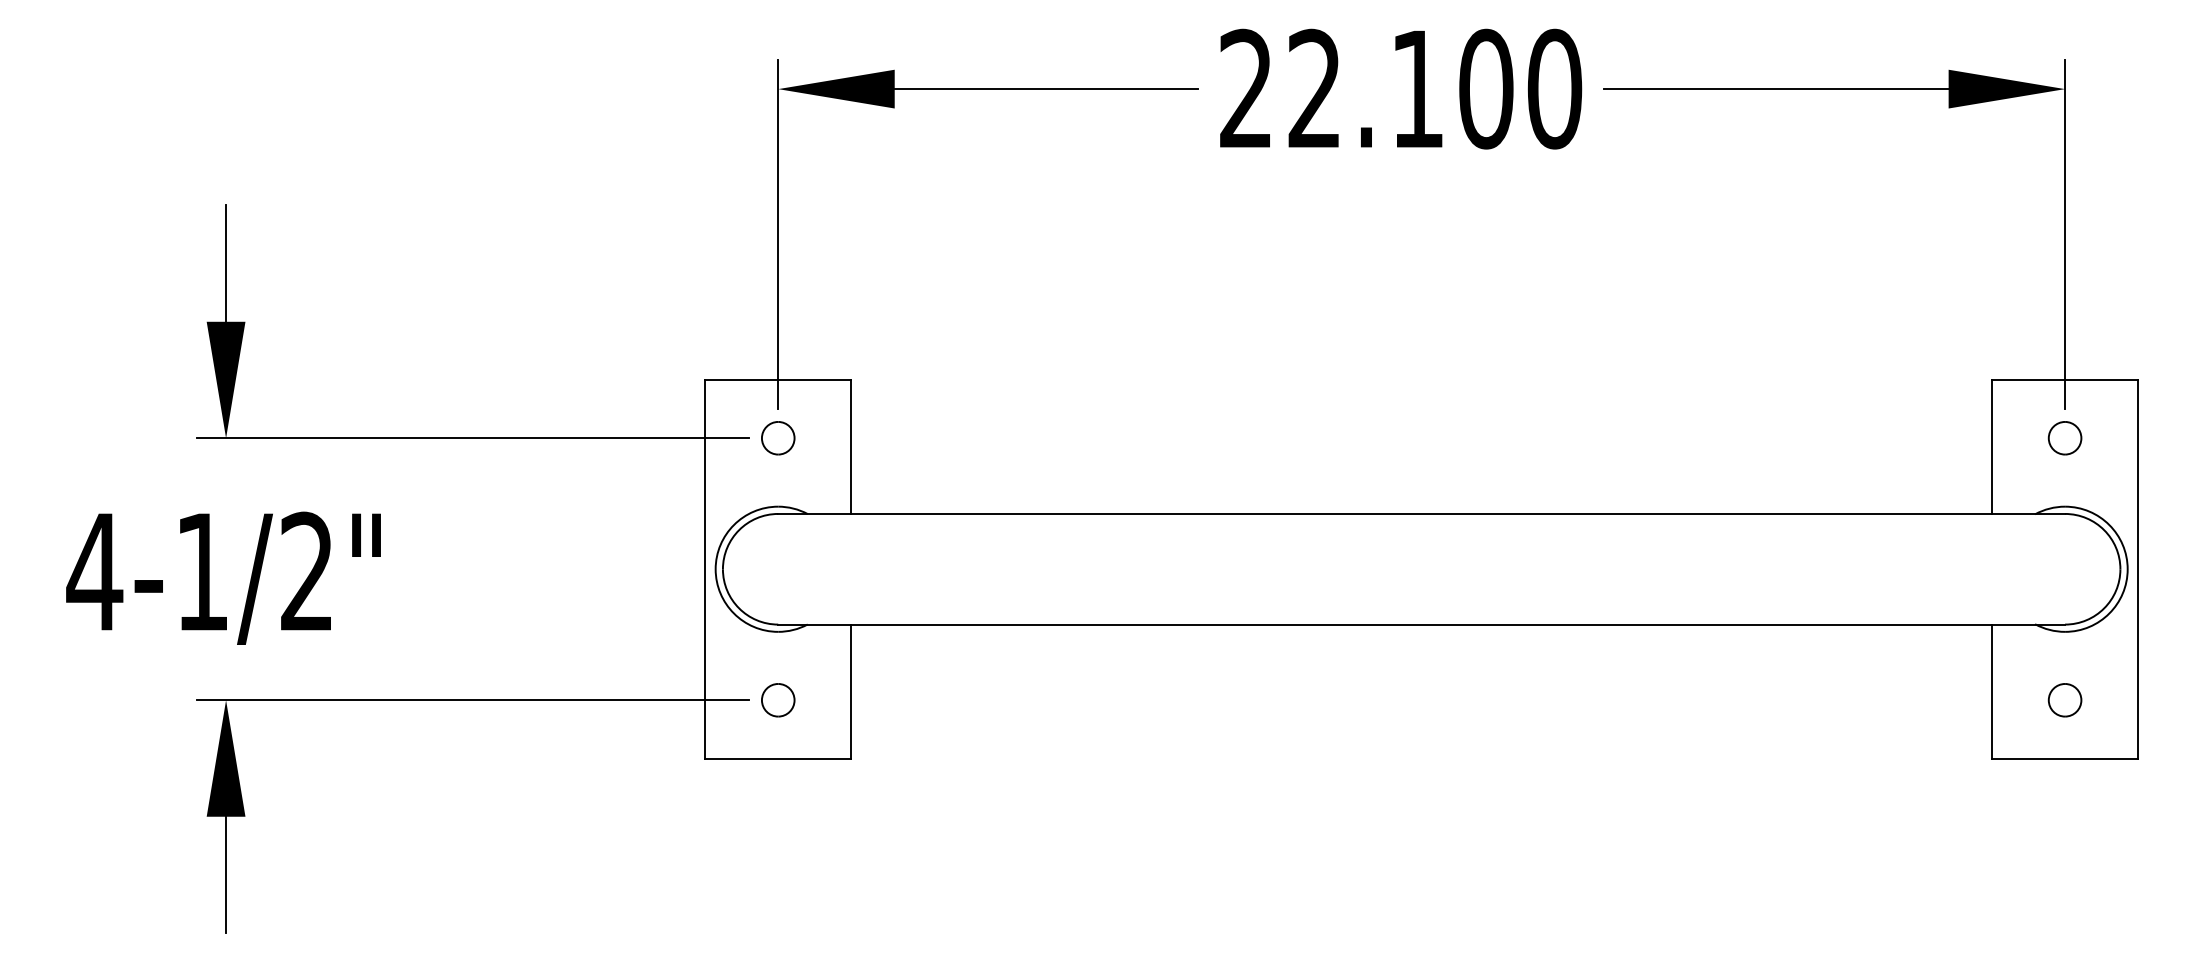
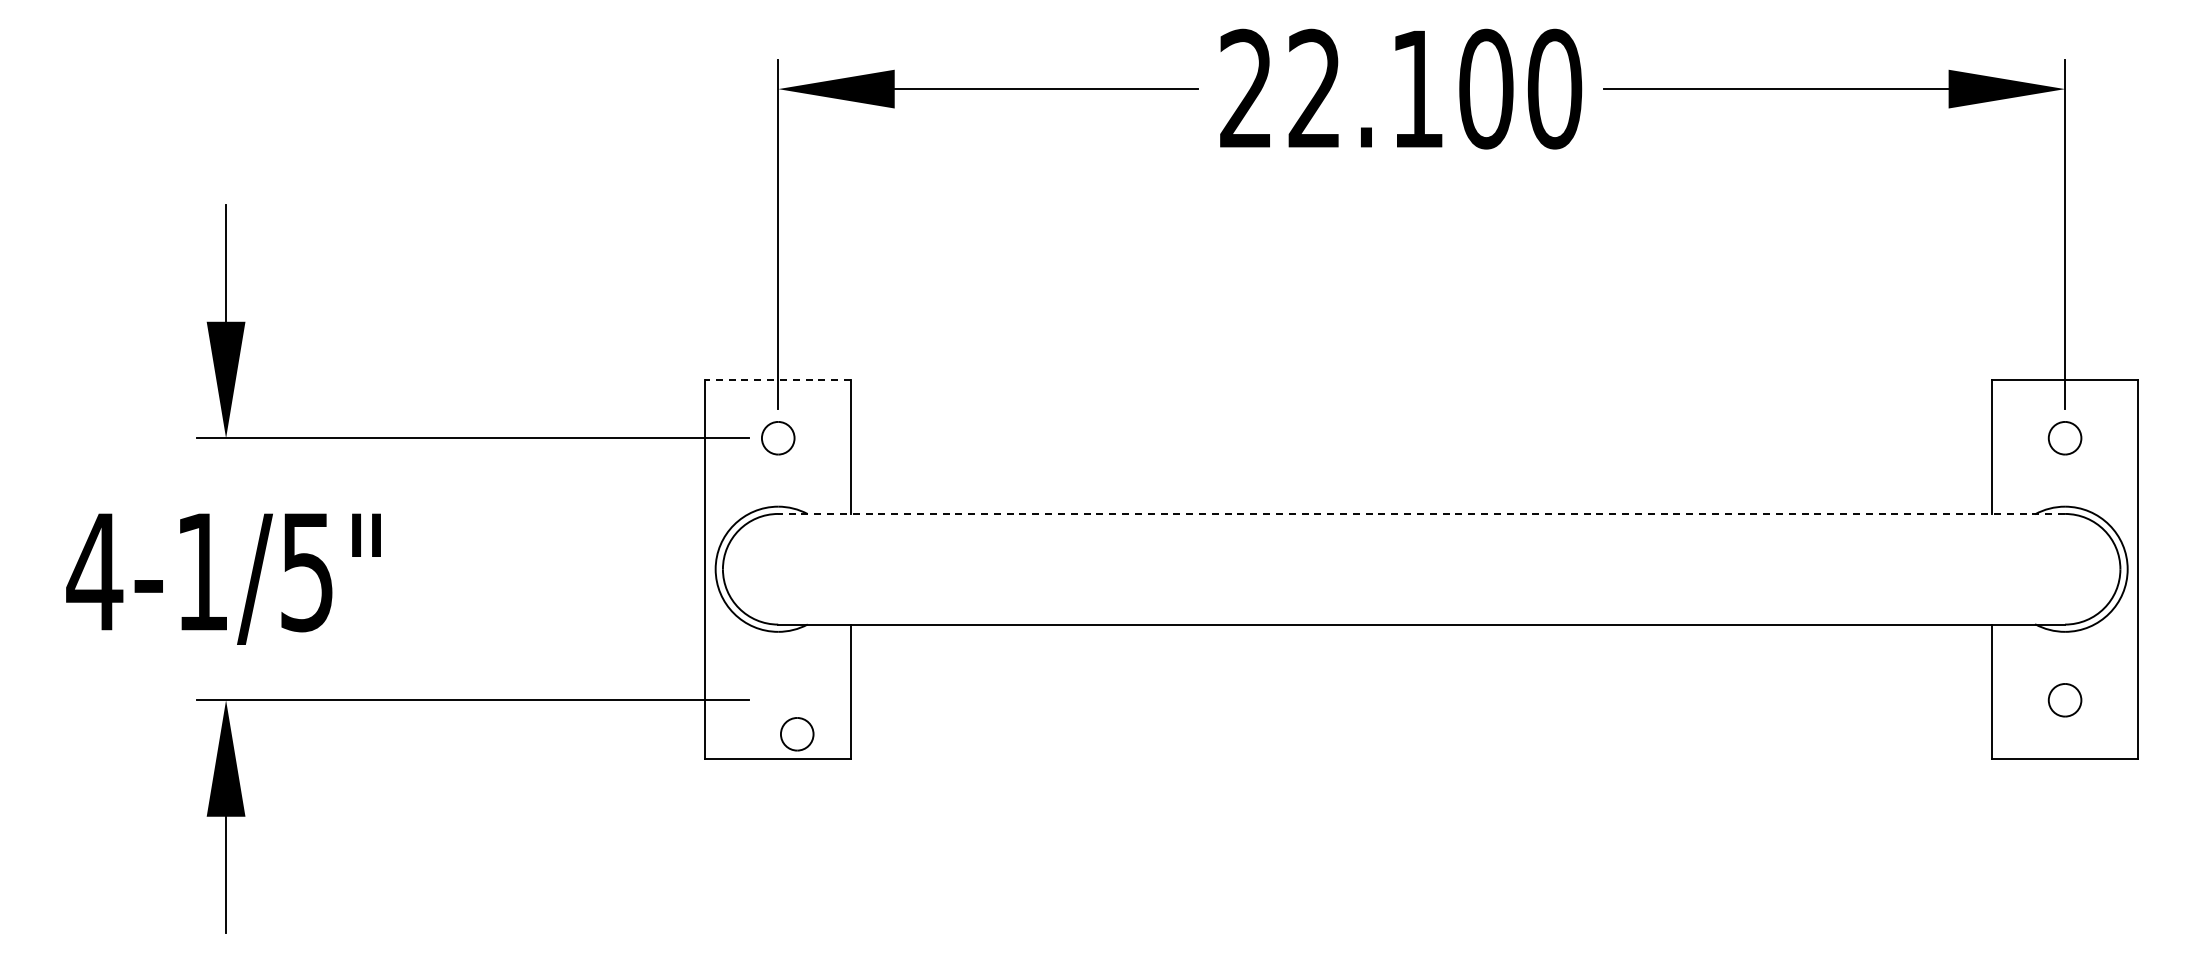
line: solid -> dashed (778, 380)
line: solid -> dashed (1421, 513)
text: 4-1/2" -> 4-1/5" (306, 571)
part position: (778, 700) -> (797, 734) (797, 734)
